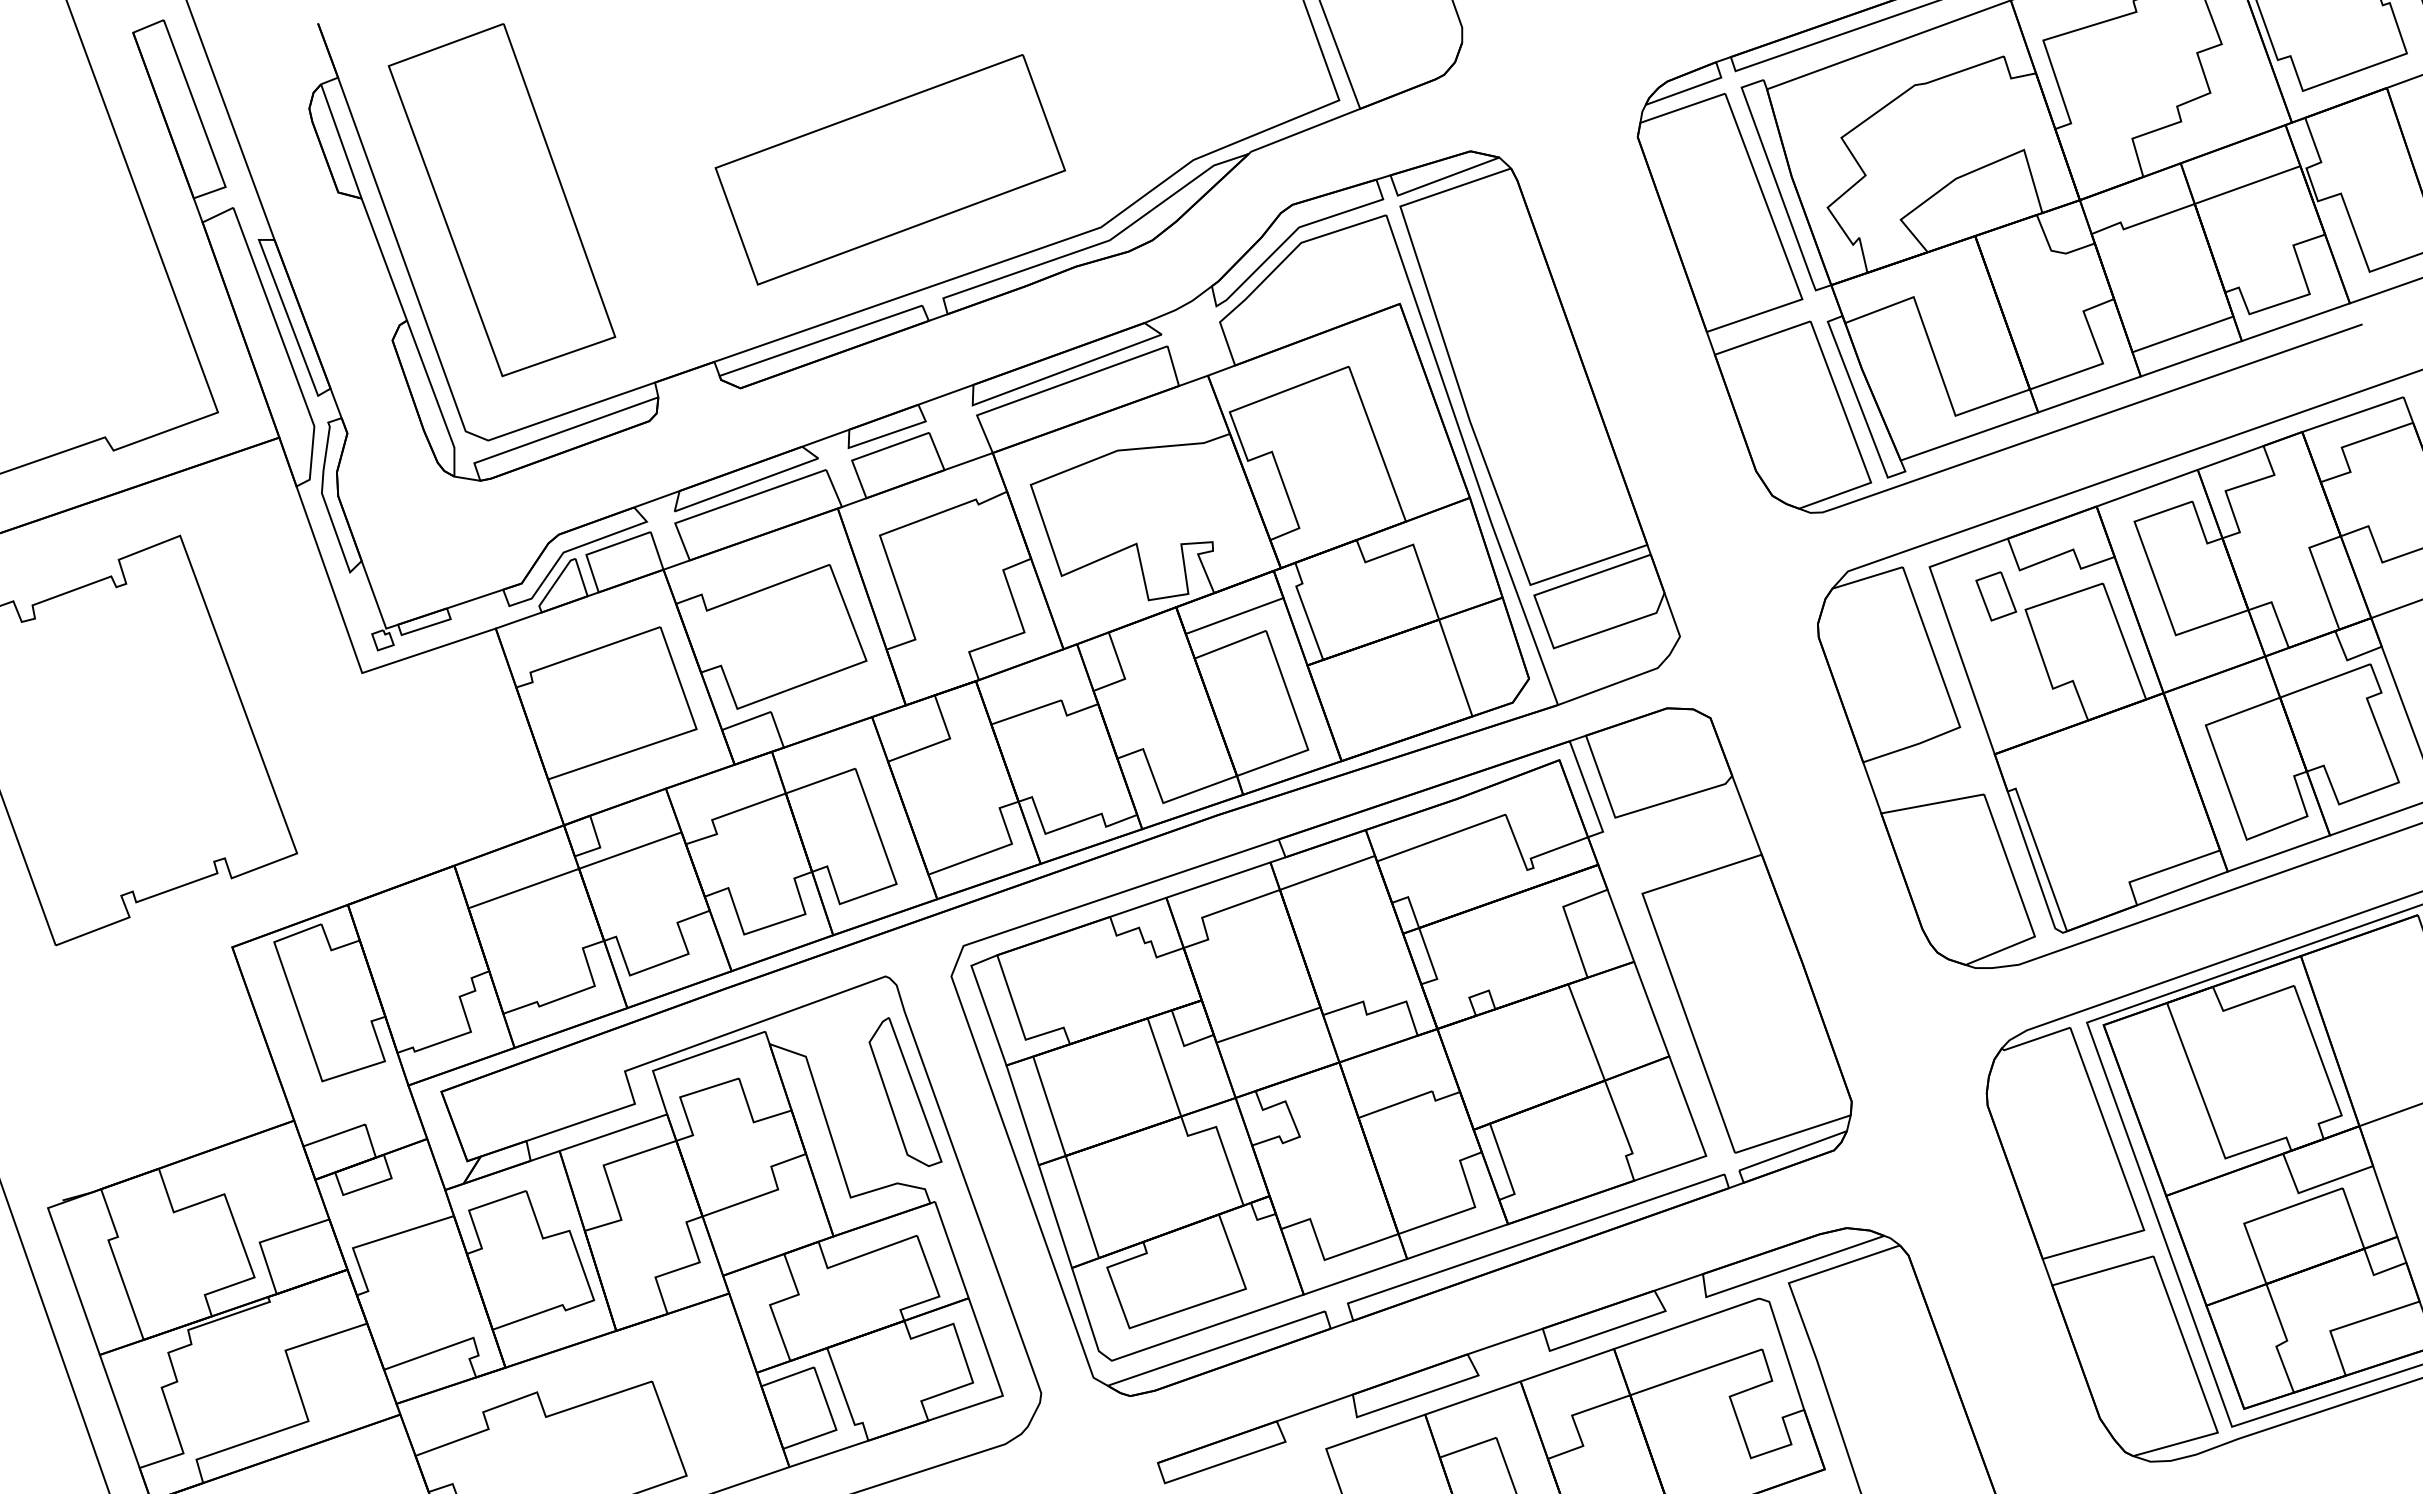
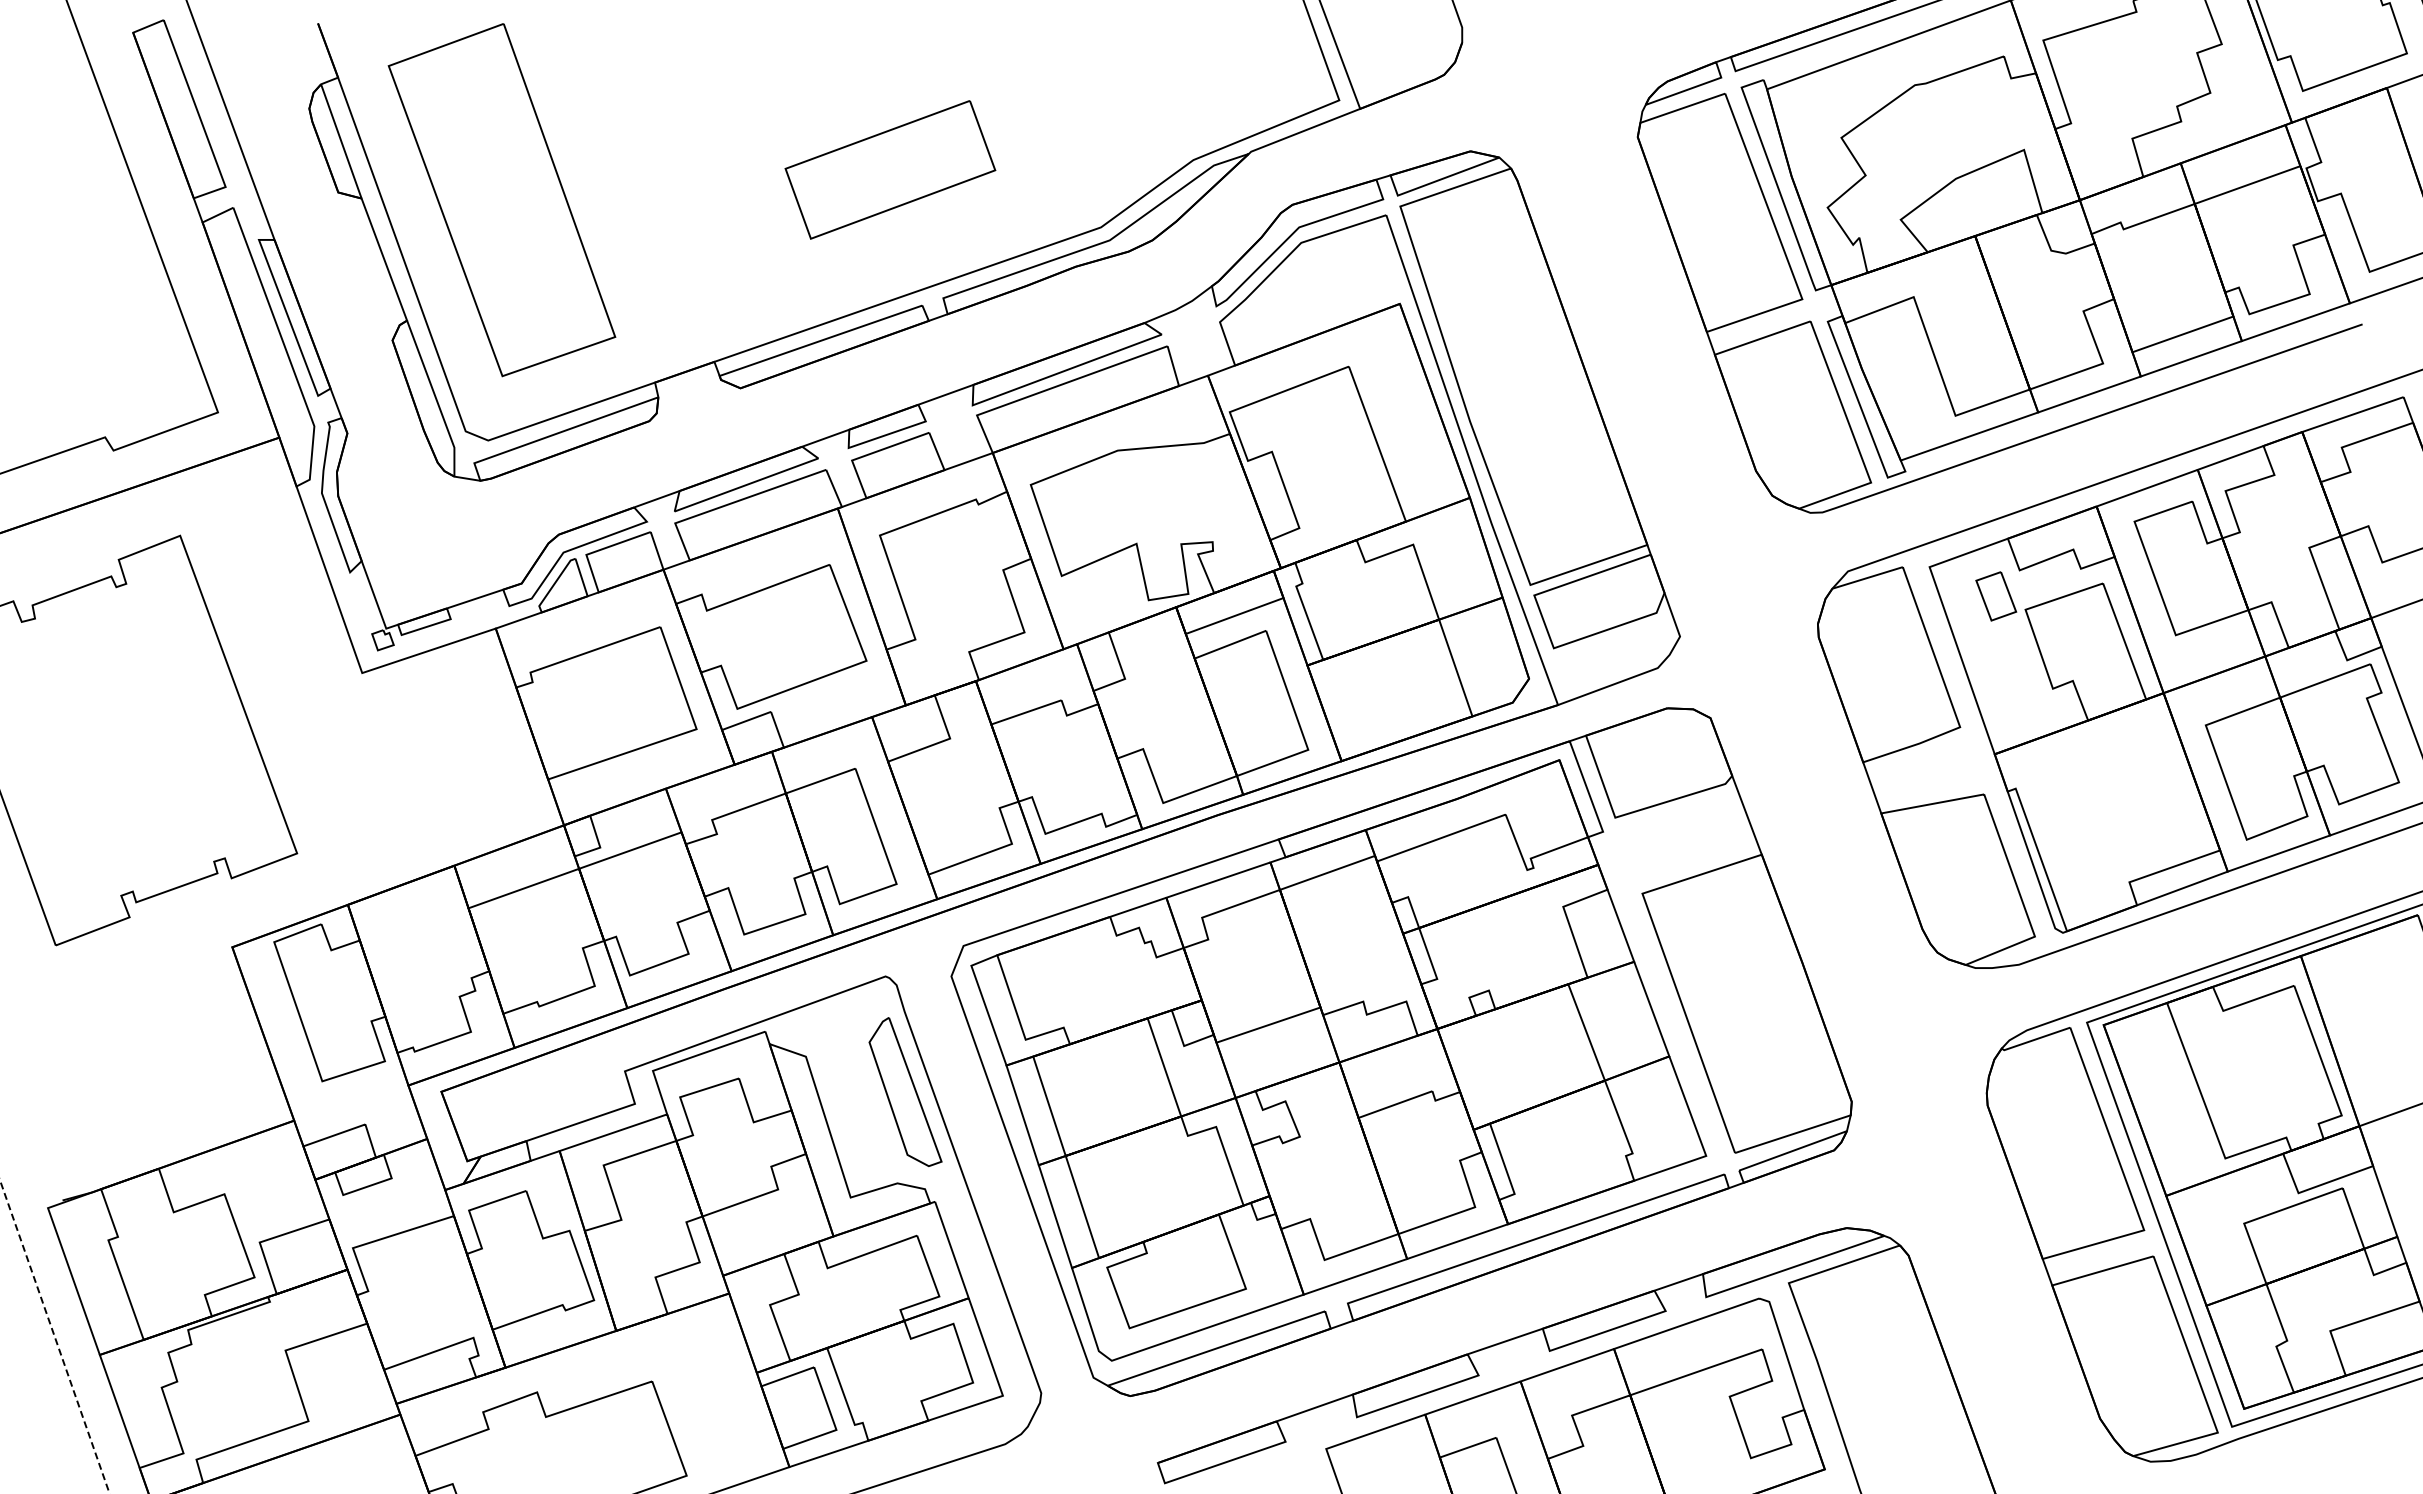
part size: 353x232 px -> 213x140 px (890, 169)
line: solid -> dashed (54, 1337)
